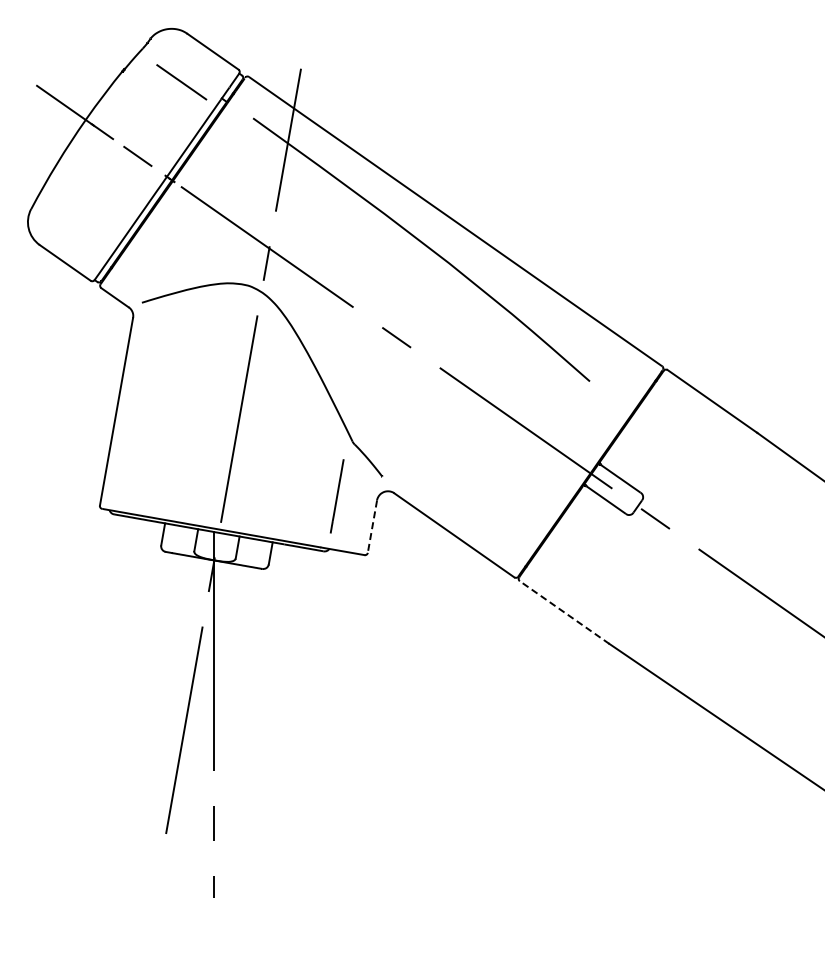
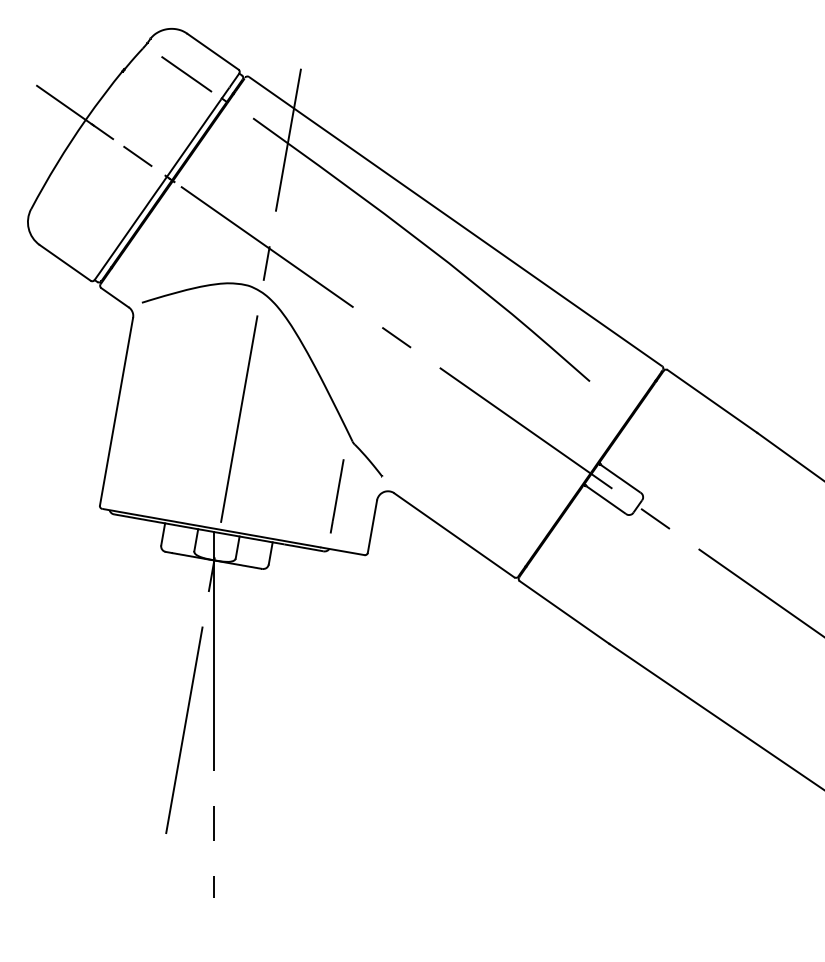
line position: (181, 82) -> (186, 74) (186, 74)
line: dashed -> solid (372, 526)
line: dashed -> solid (564, 612)
